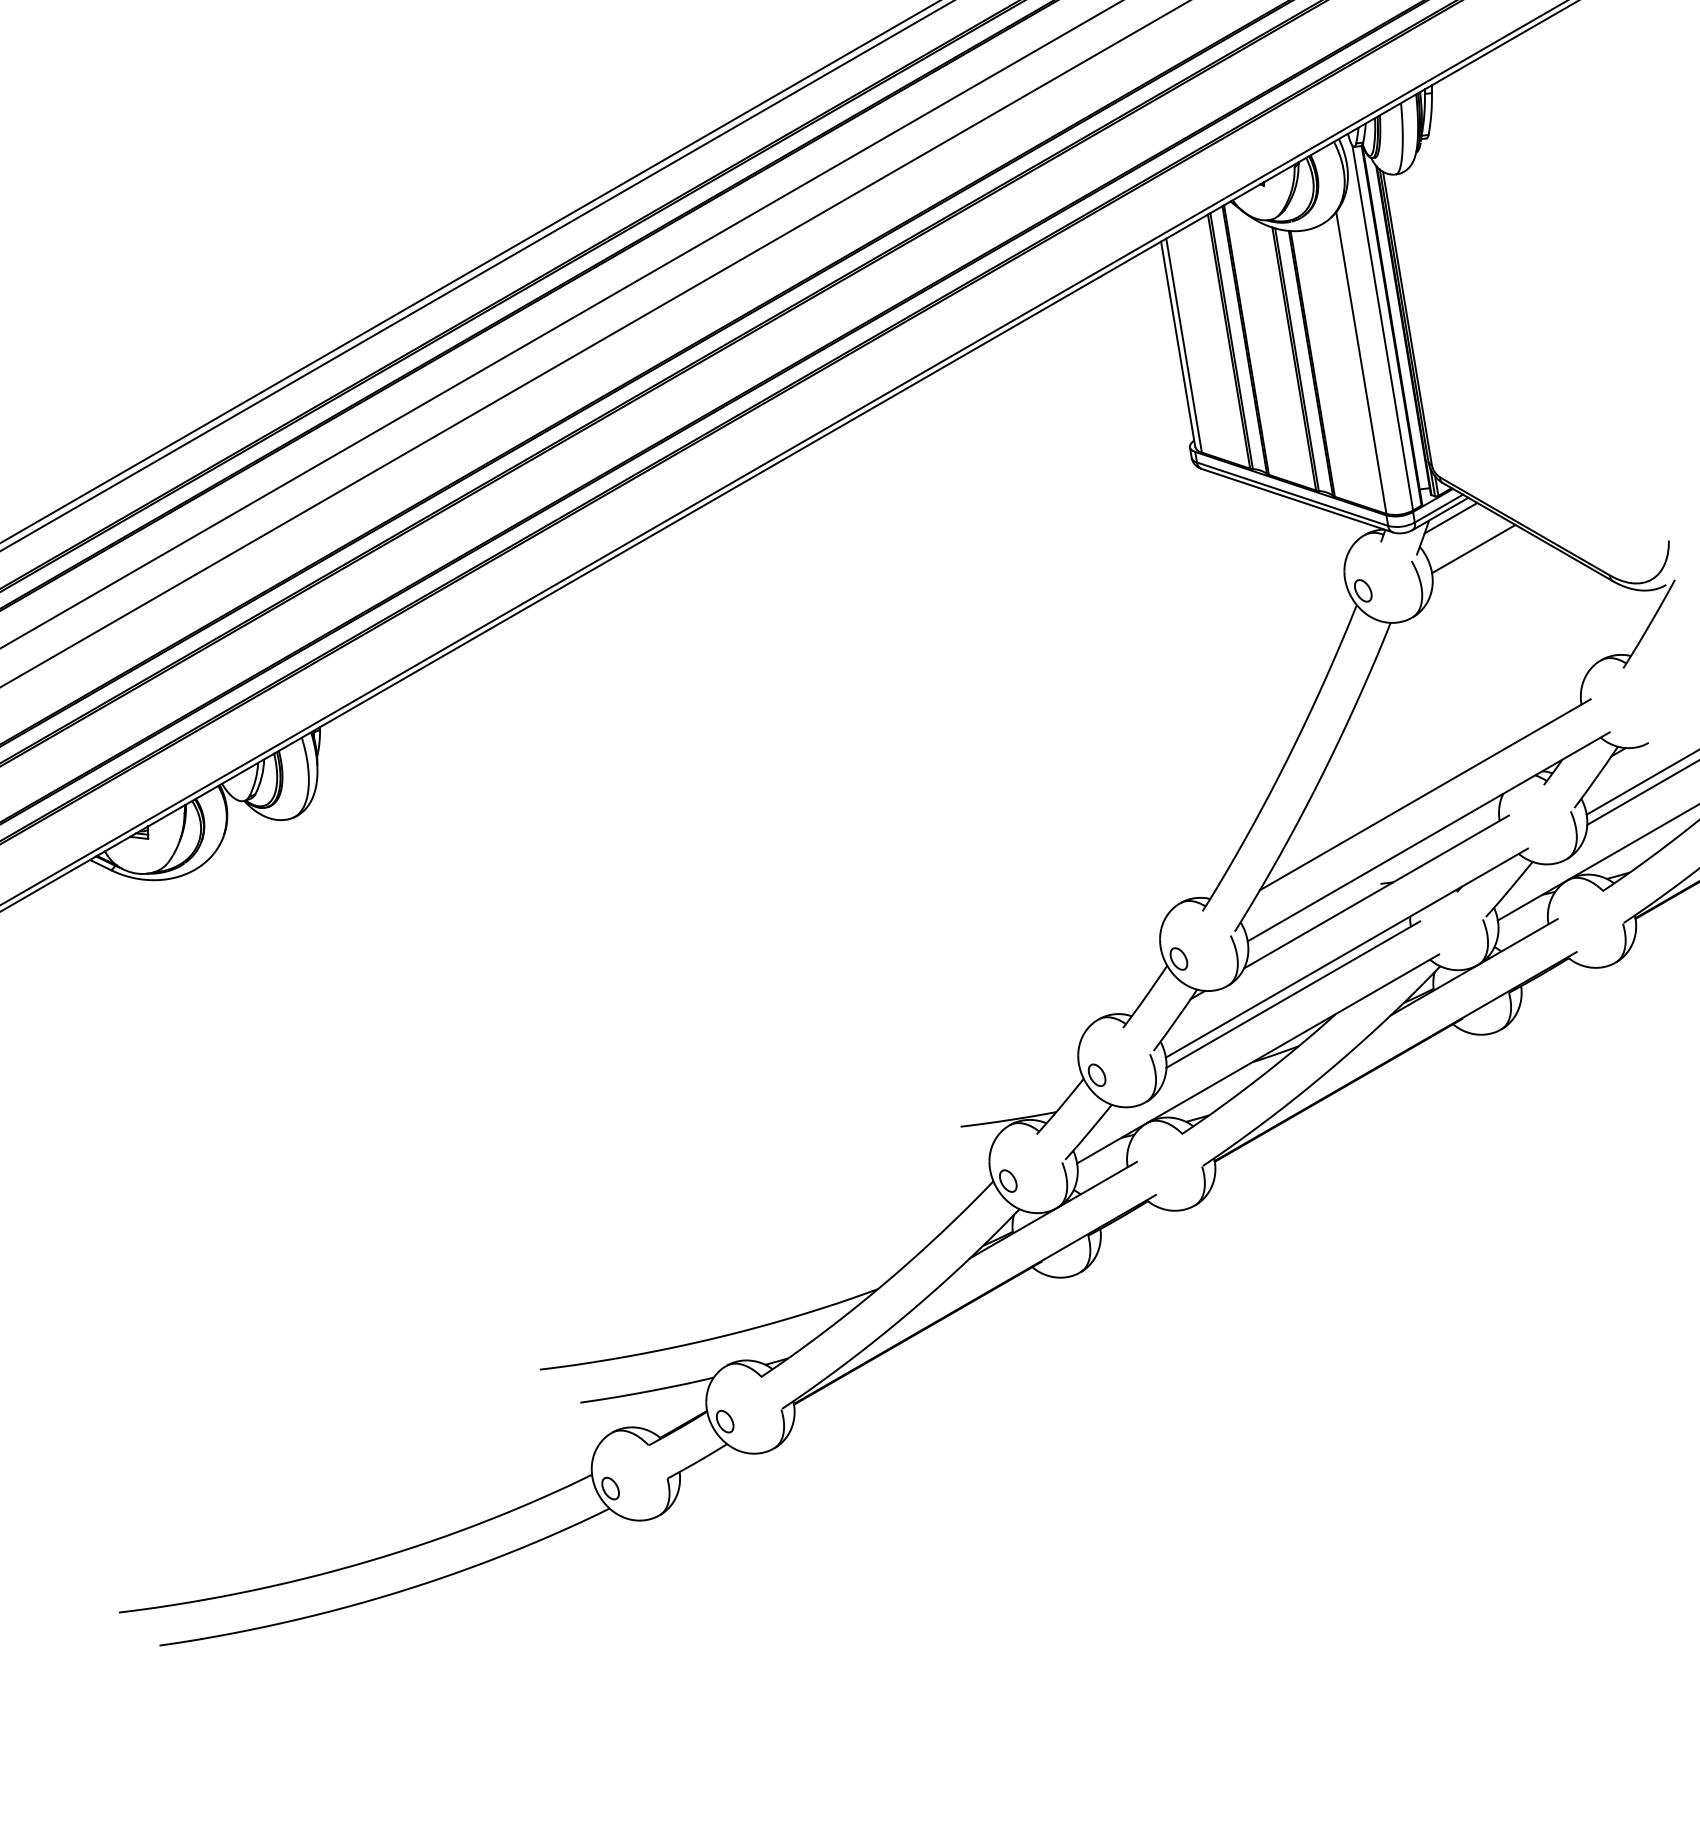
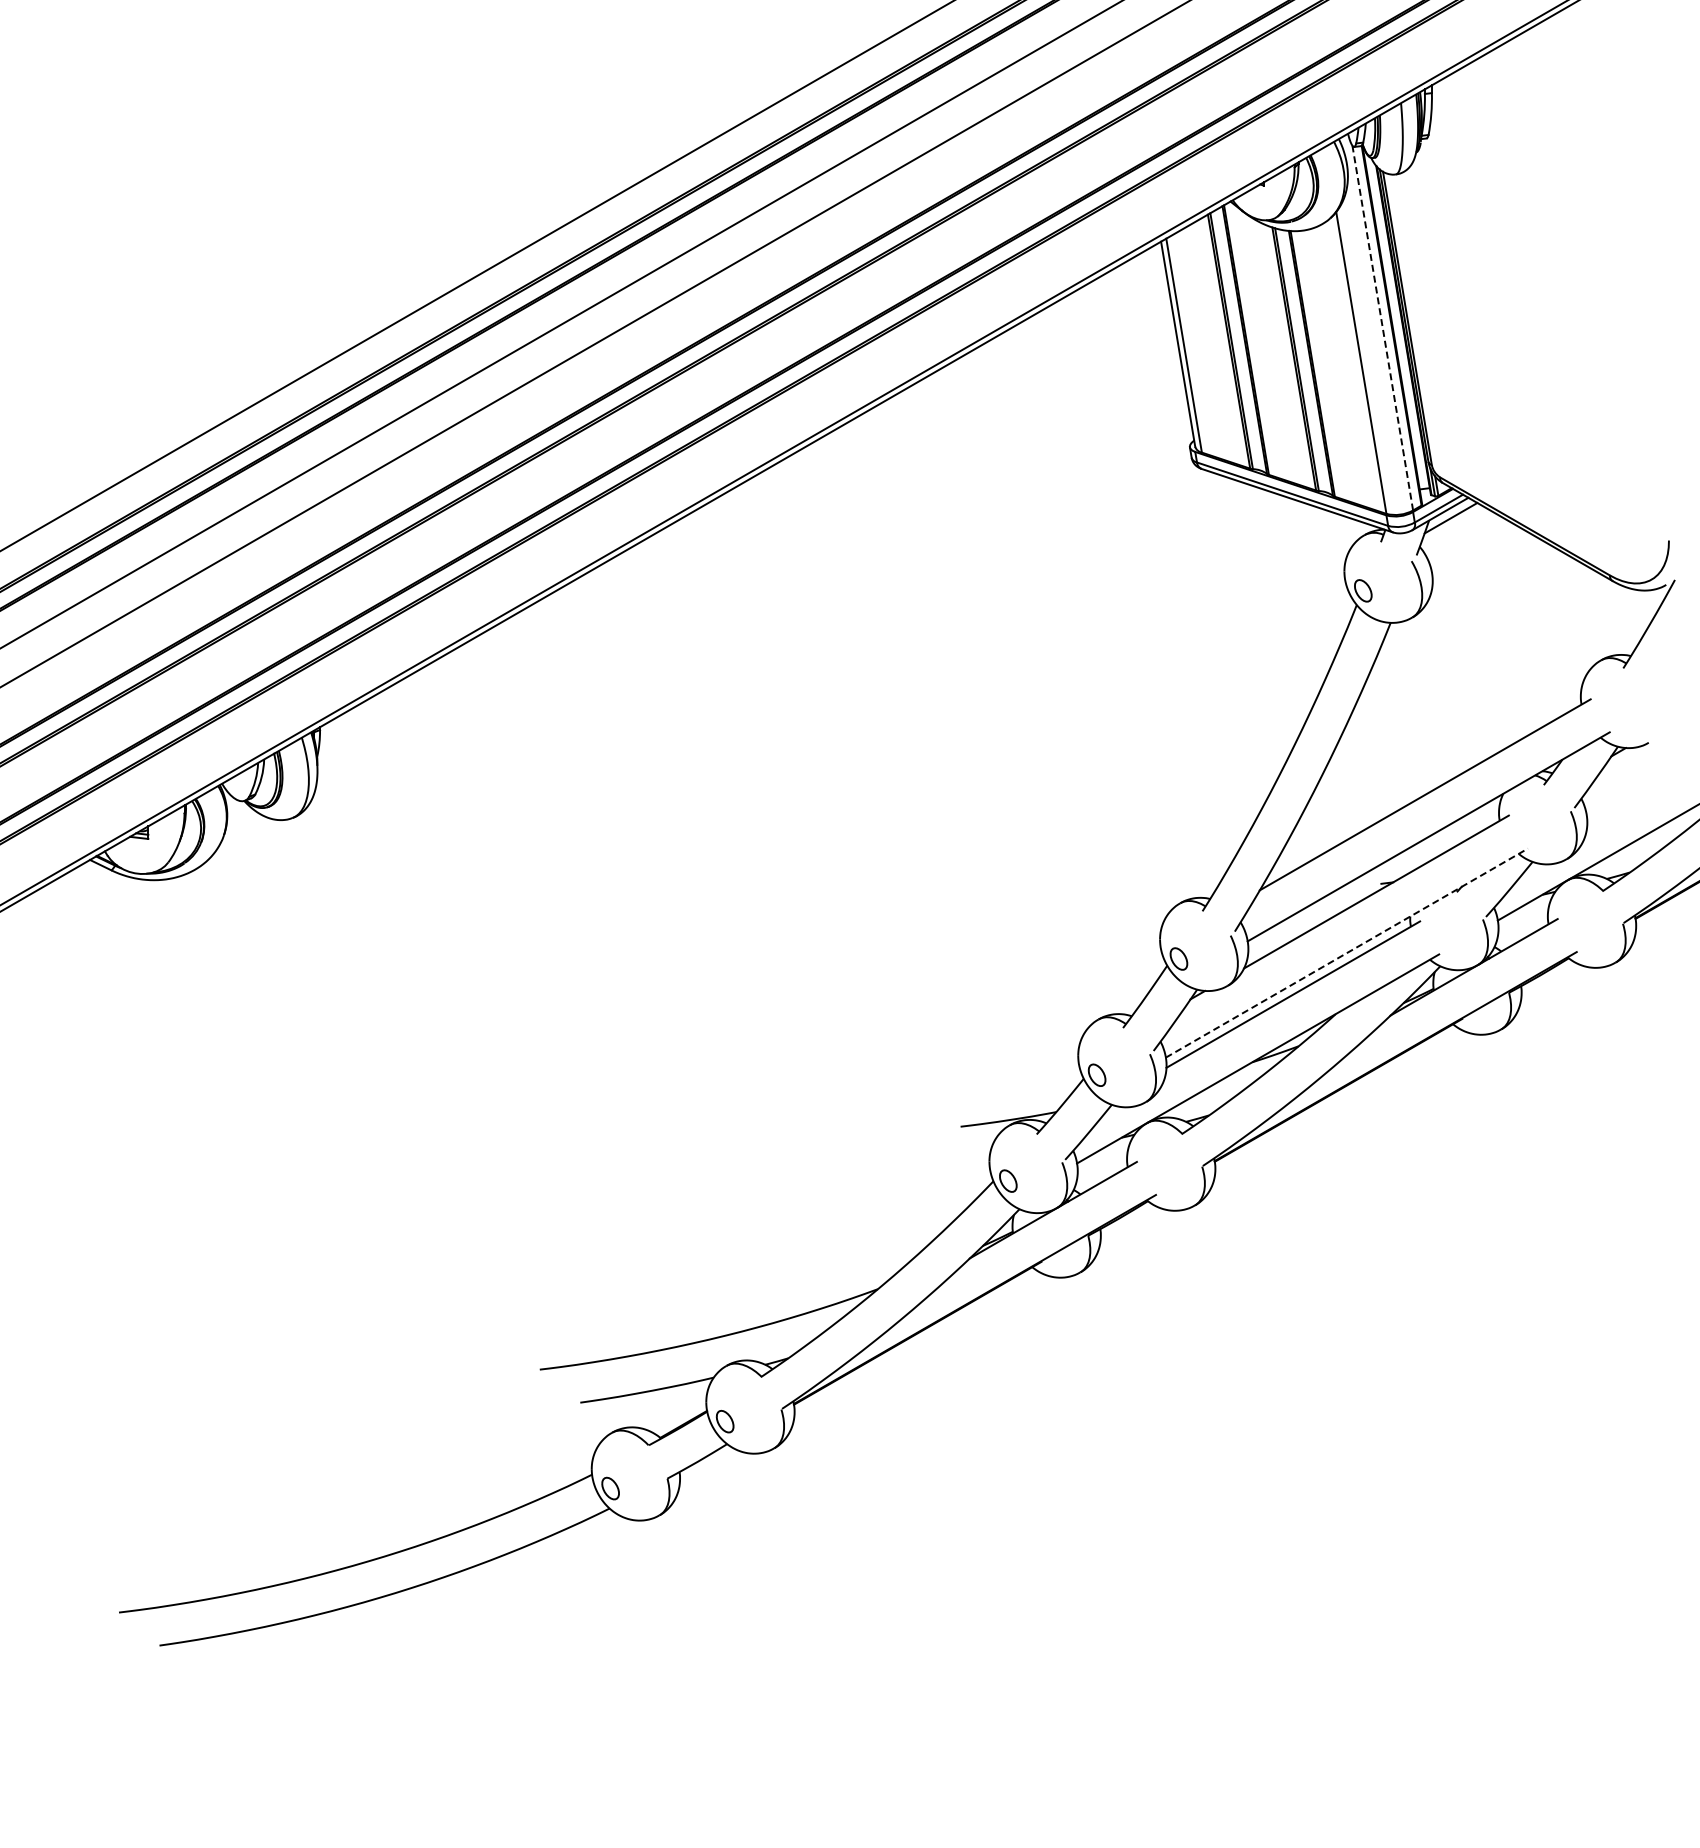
line: present -> none (469, 272)
line: solid -> dashed (1382, 328)
line: present -> none (1473, 548)
line: present -> none (1641, 782)
line: present -> none (1641, 792)
line: solid -> dashed (1347, 952)
